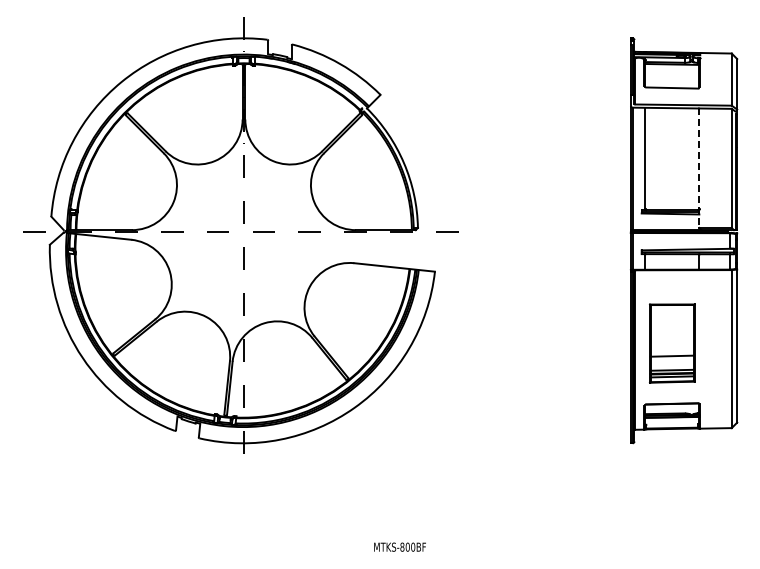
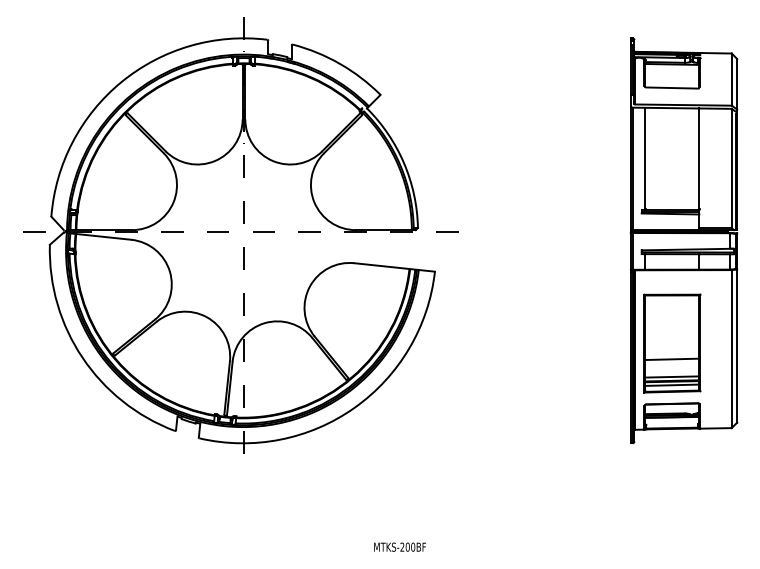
line: dashed -> solid (699, 168)
part size: 47x81 px -> 59x101 px (672, 343)
text: MTKS-800BF -> MTKS-200BF (402, 546)
